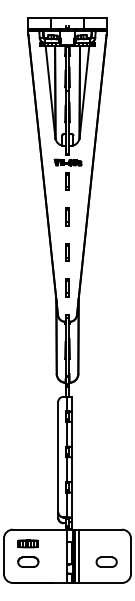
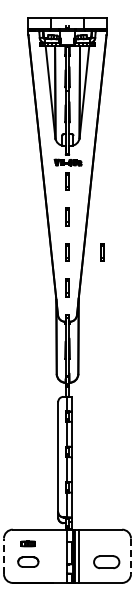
part: none -> present (102, 252)
part size: 22x10 px -> 16x8 px (27, 543)
line: solid -> dashed (3, 556)
line: solid -> dashed (131, 556)
part size: 23x12 px -> 28x15 px (106, 562)
